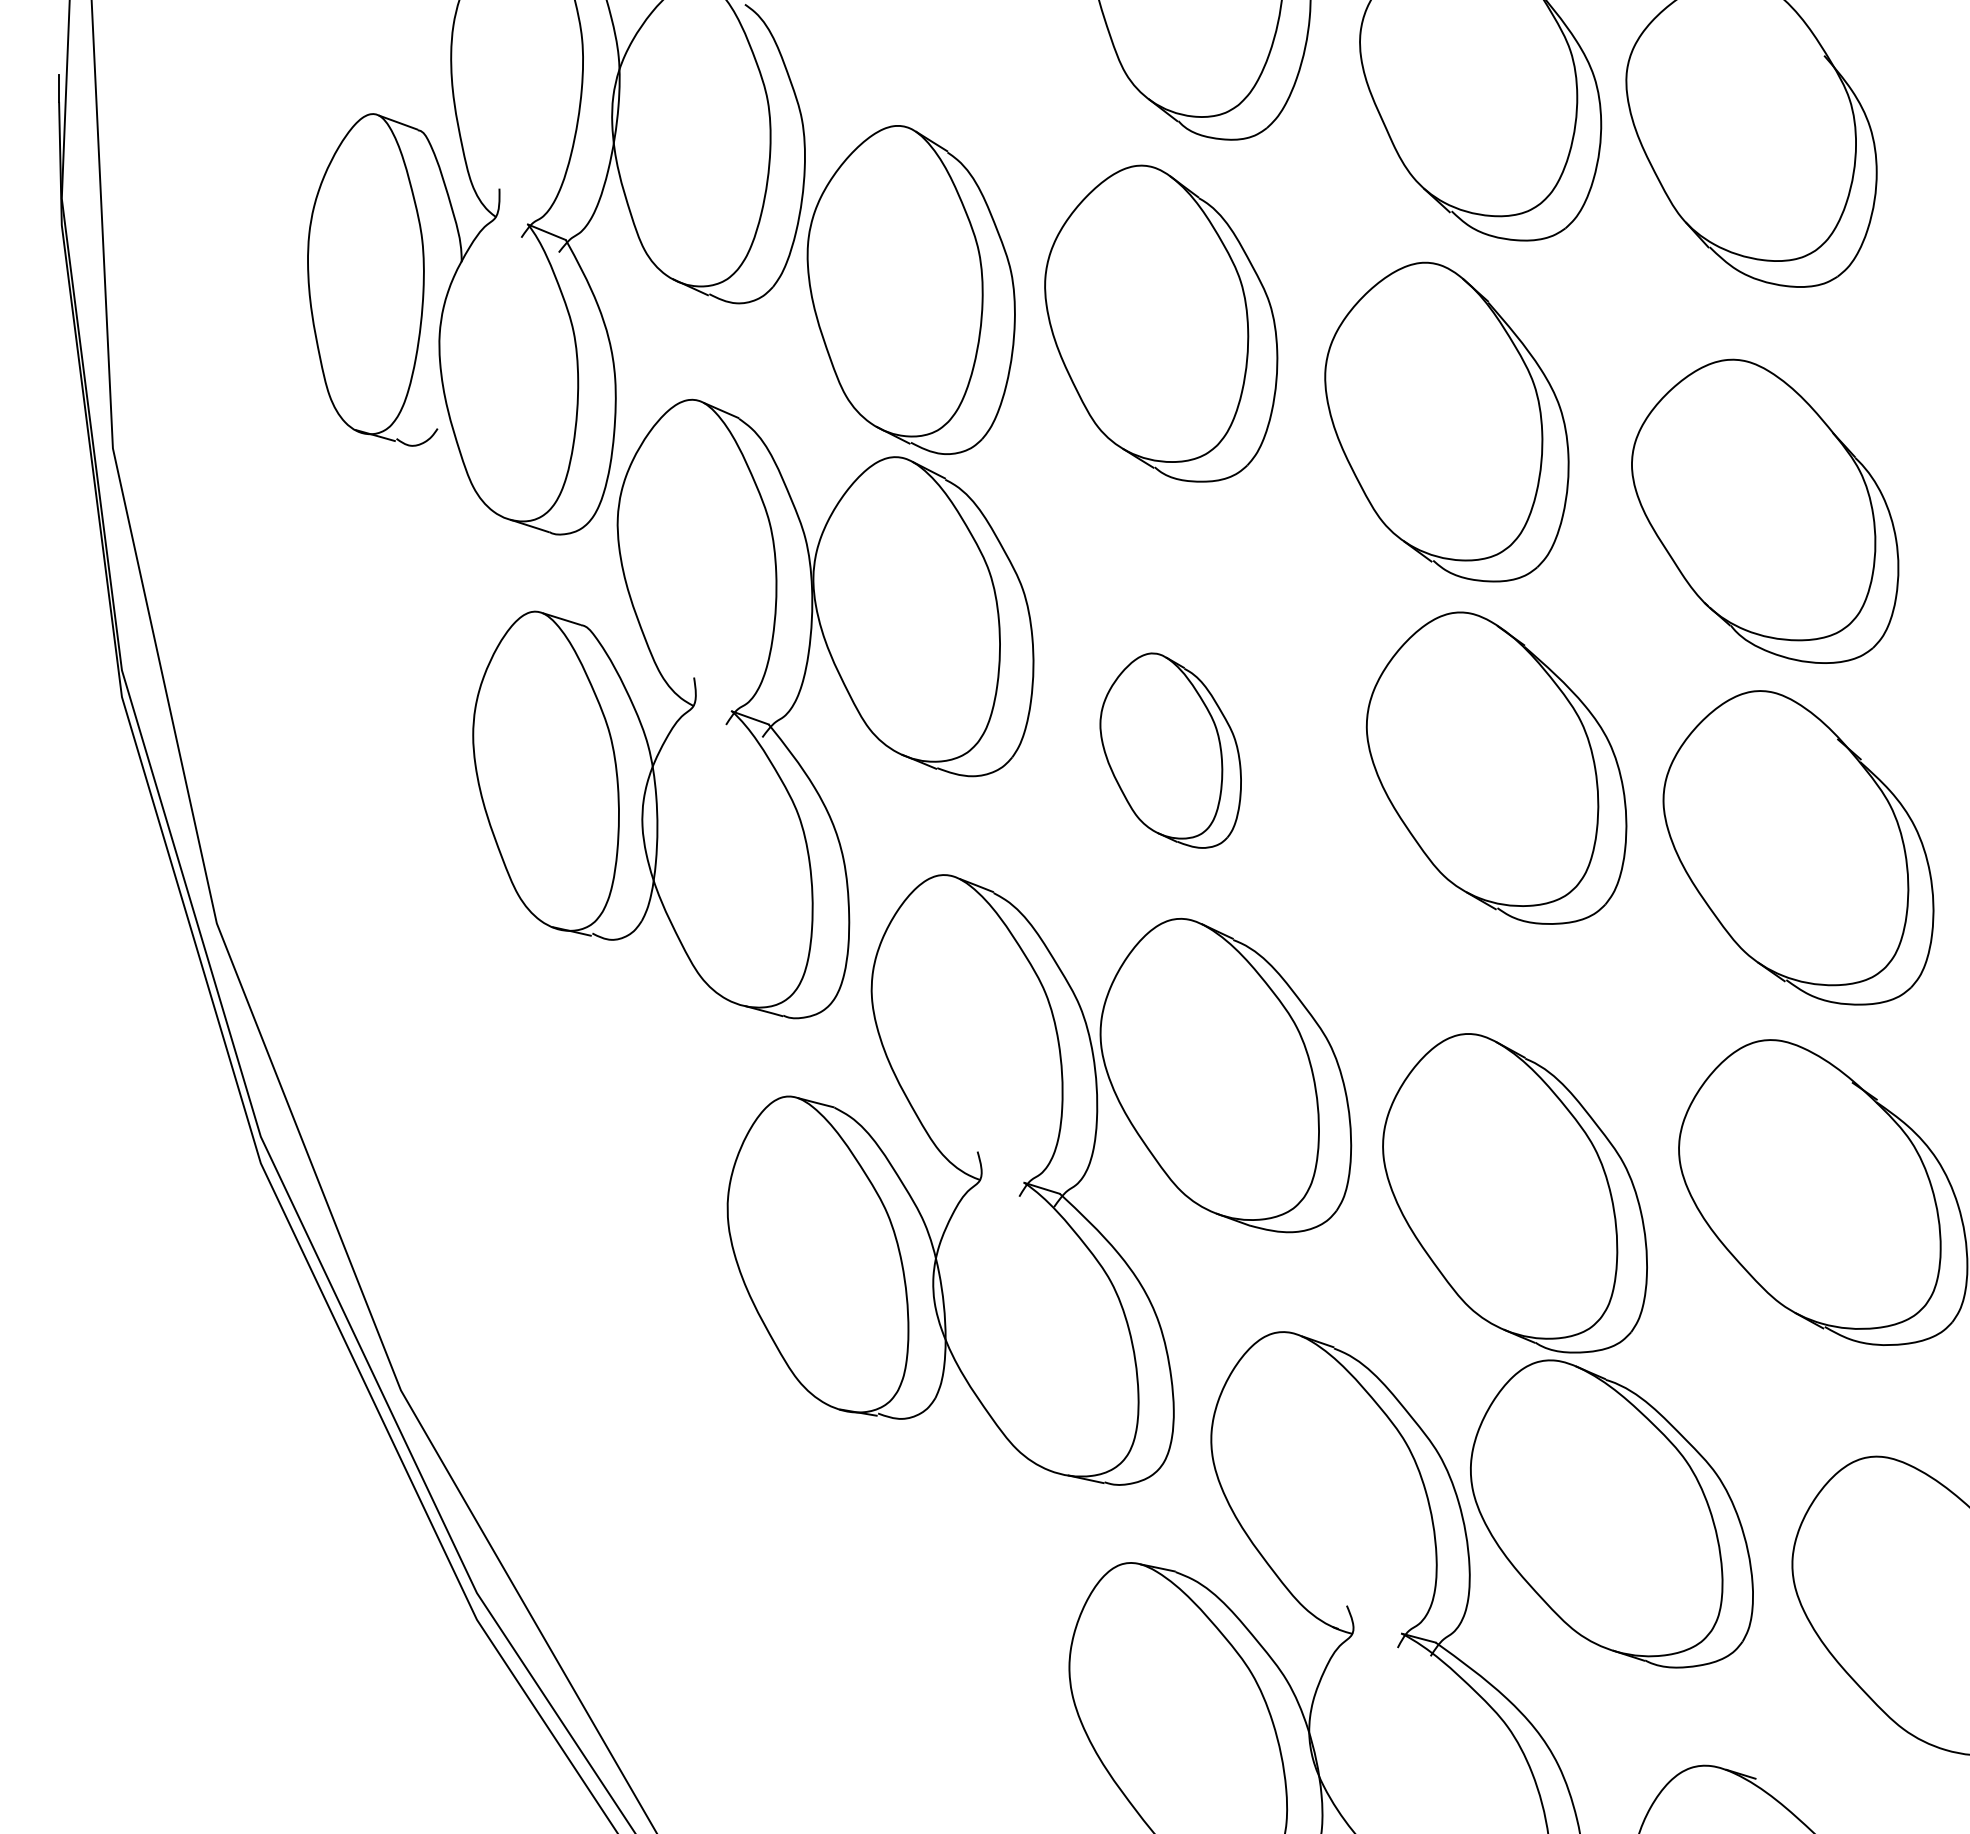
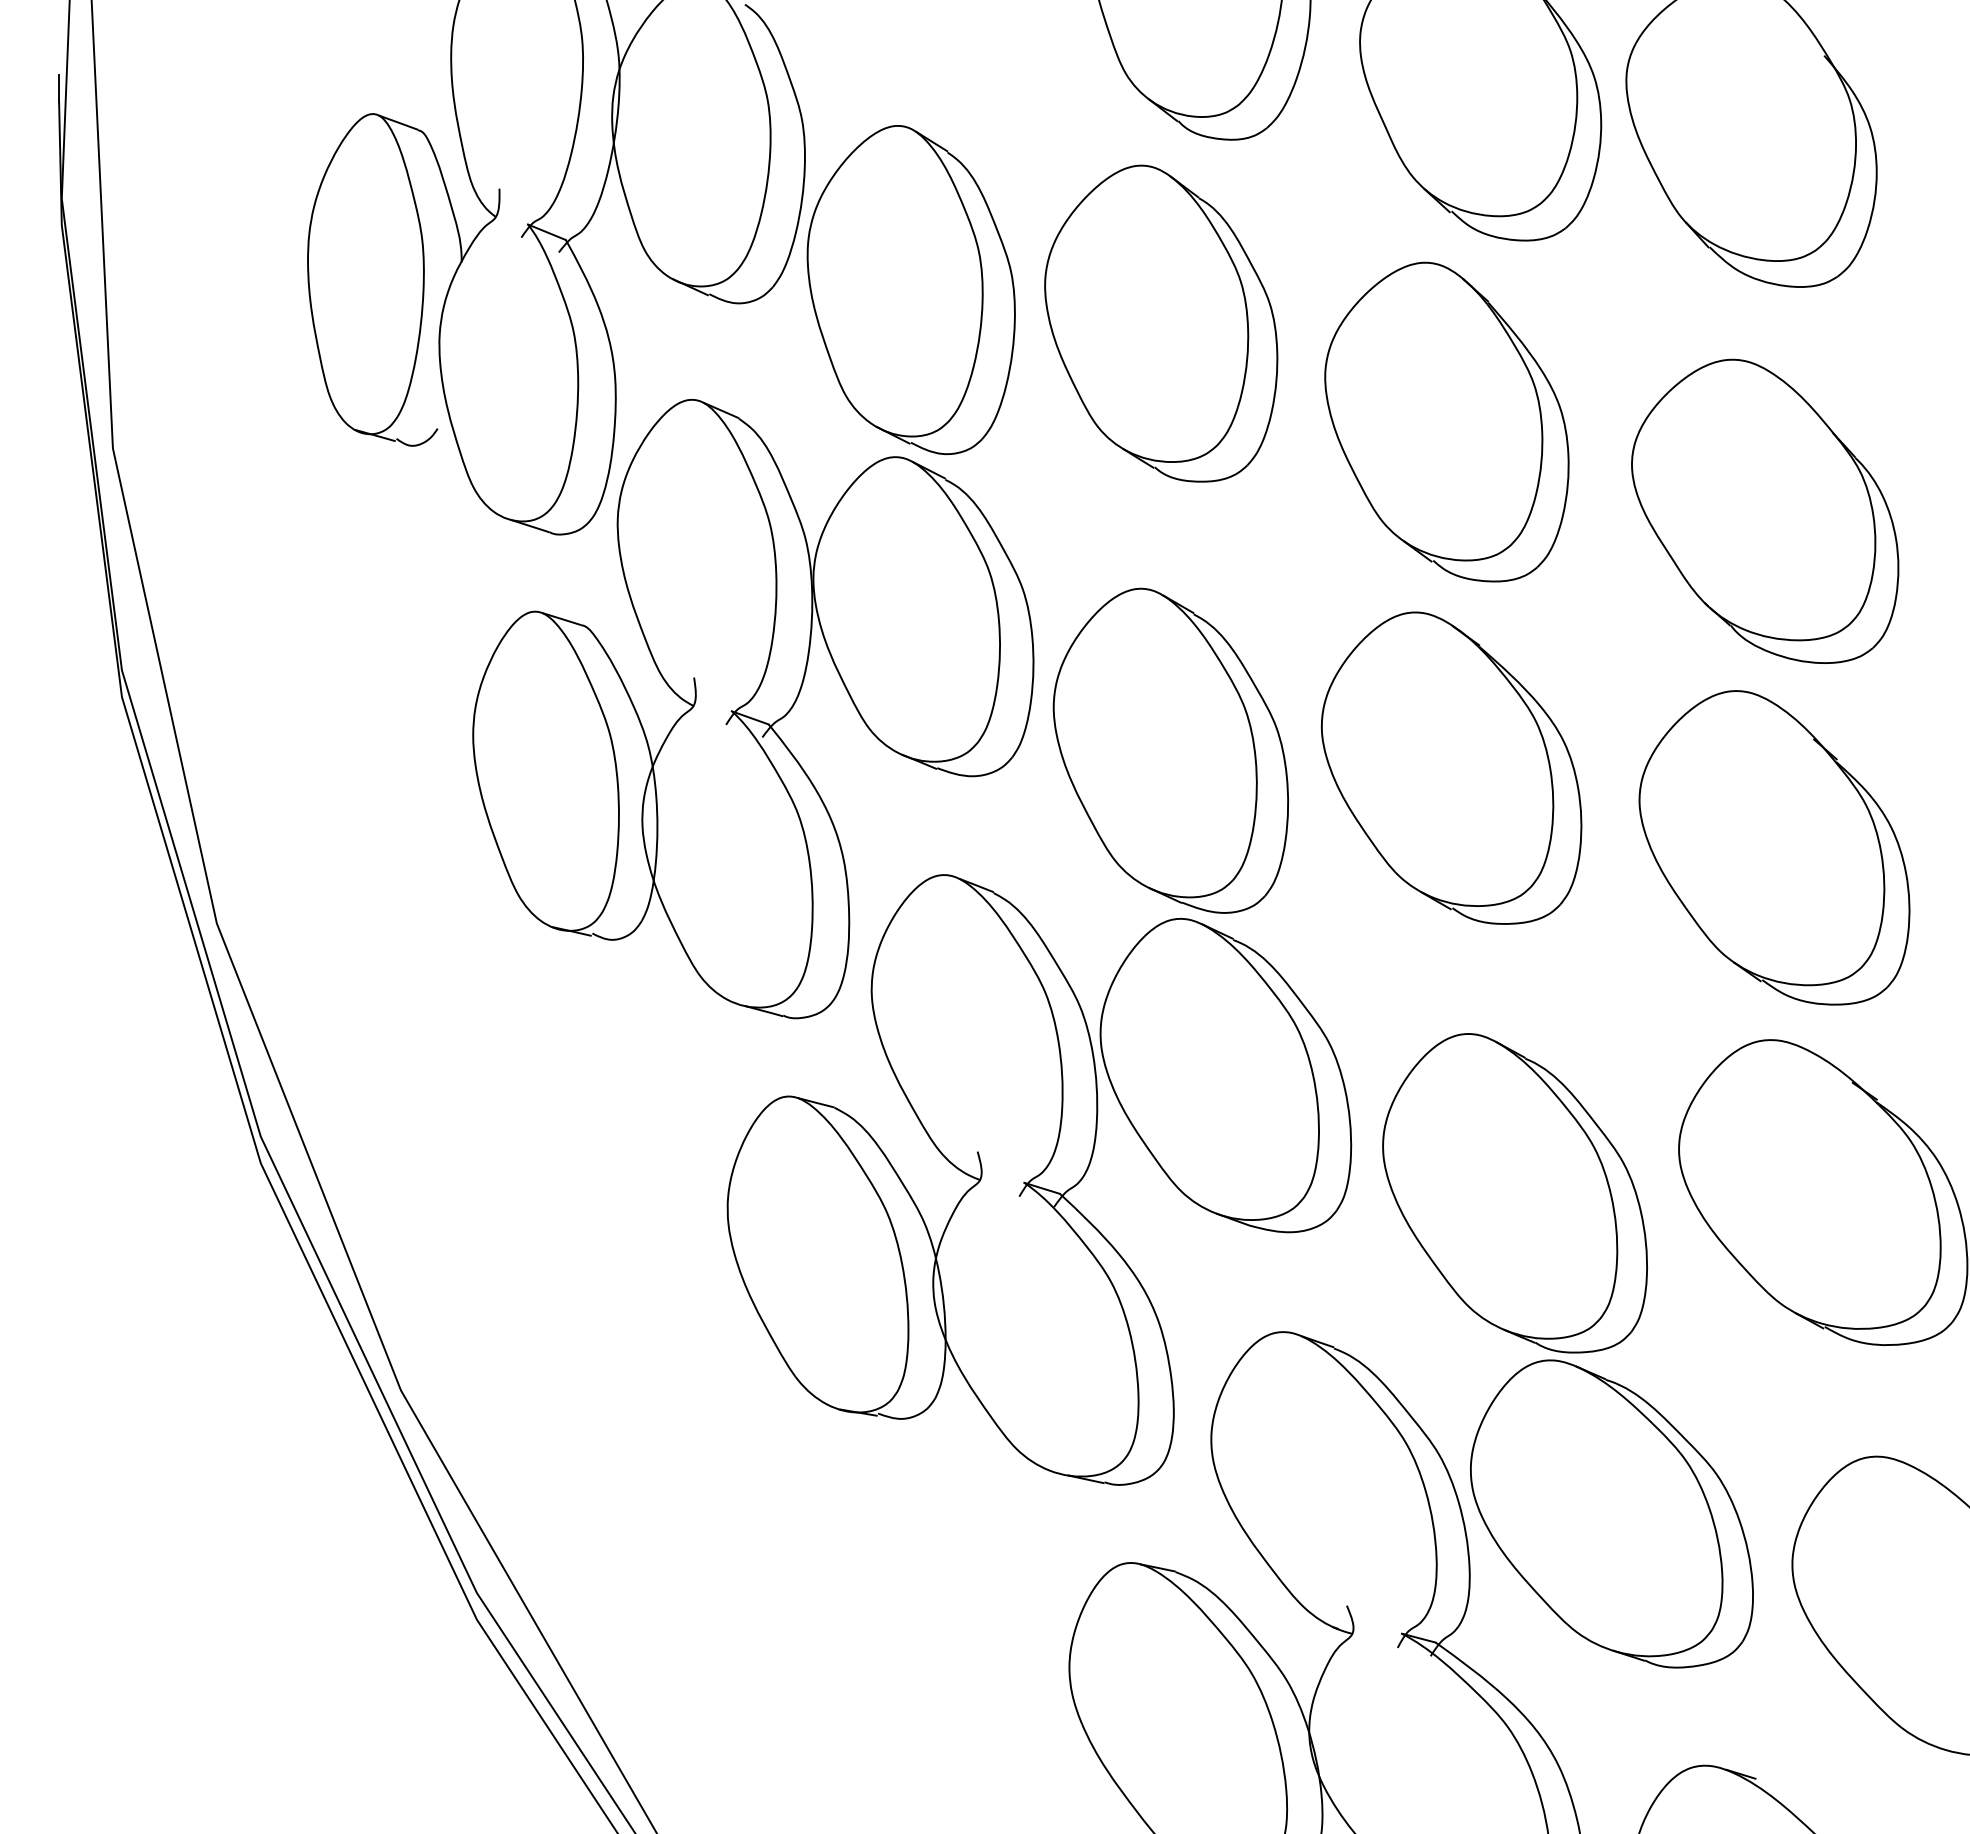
part size: 143x197 px -> 237x327 px (1170, 750)
part position: (1496, 767) -> (1451, 767) (1451, 767)
part position: (1798, 847) -> (1774, 847) (1774, 847)
